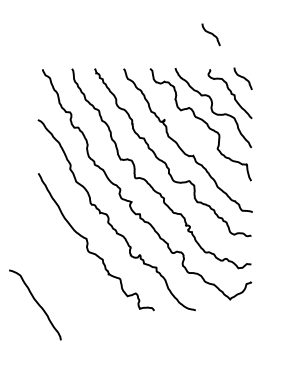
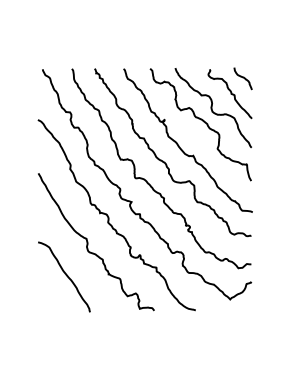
curve: present -> none (210, 34)
curve position: (36, 303) -> (65, 275) (65, 275)
